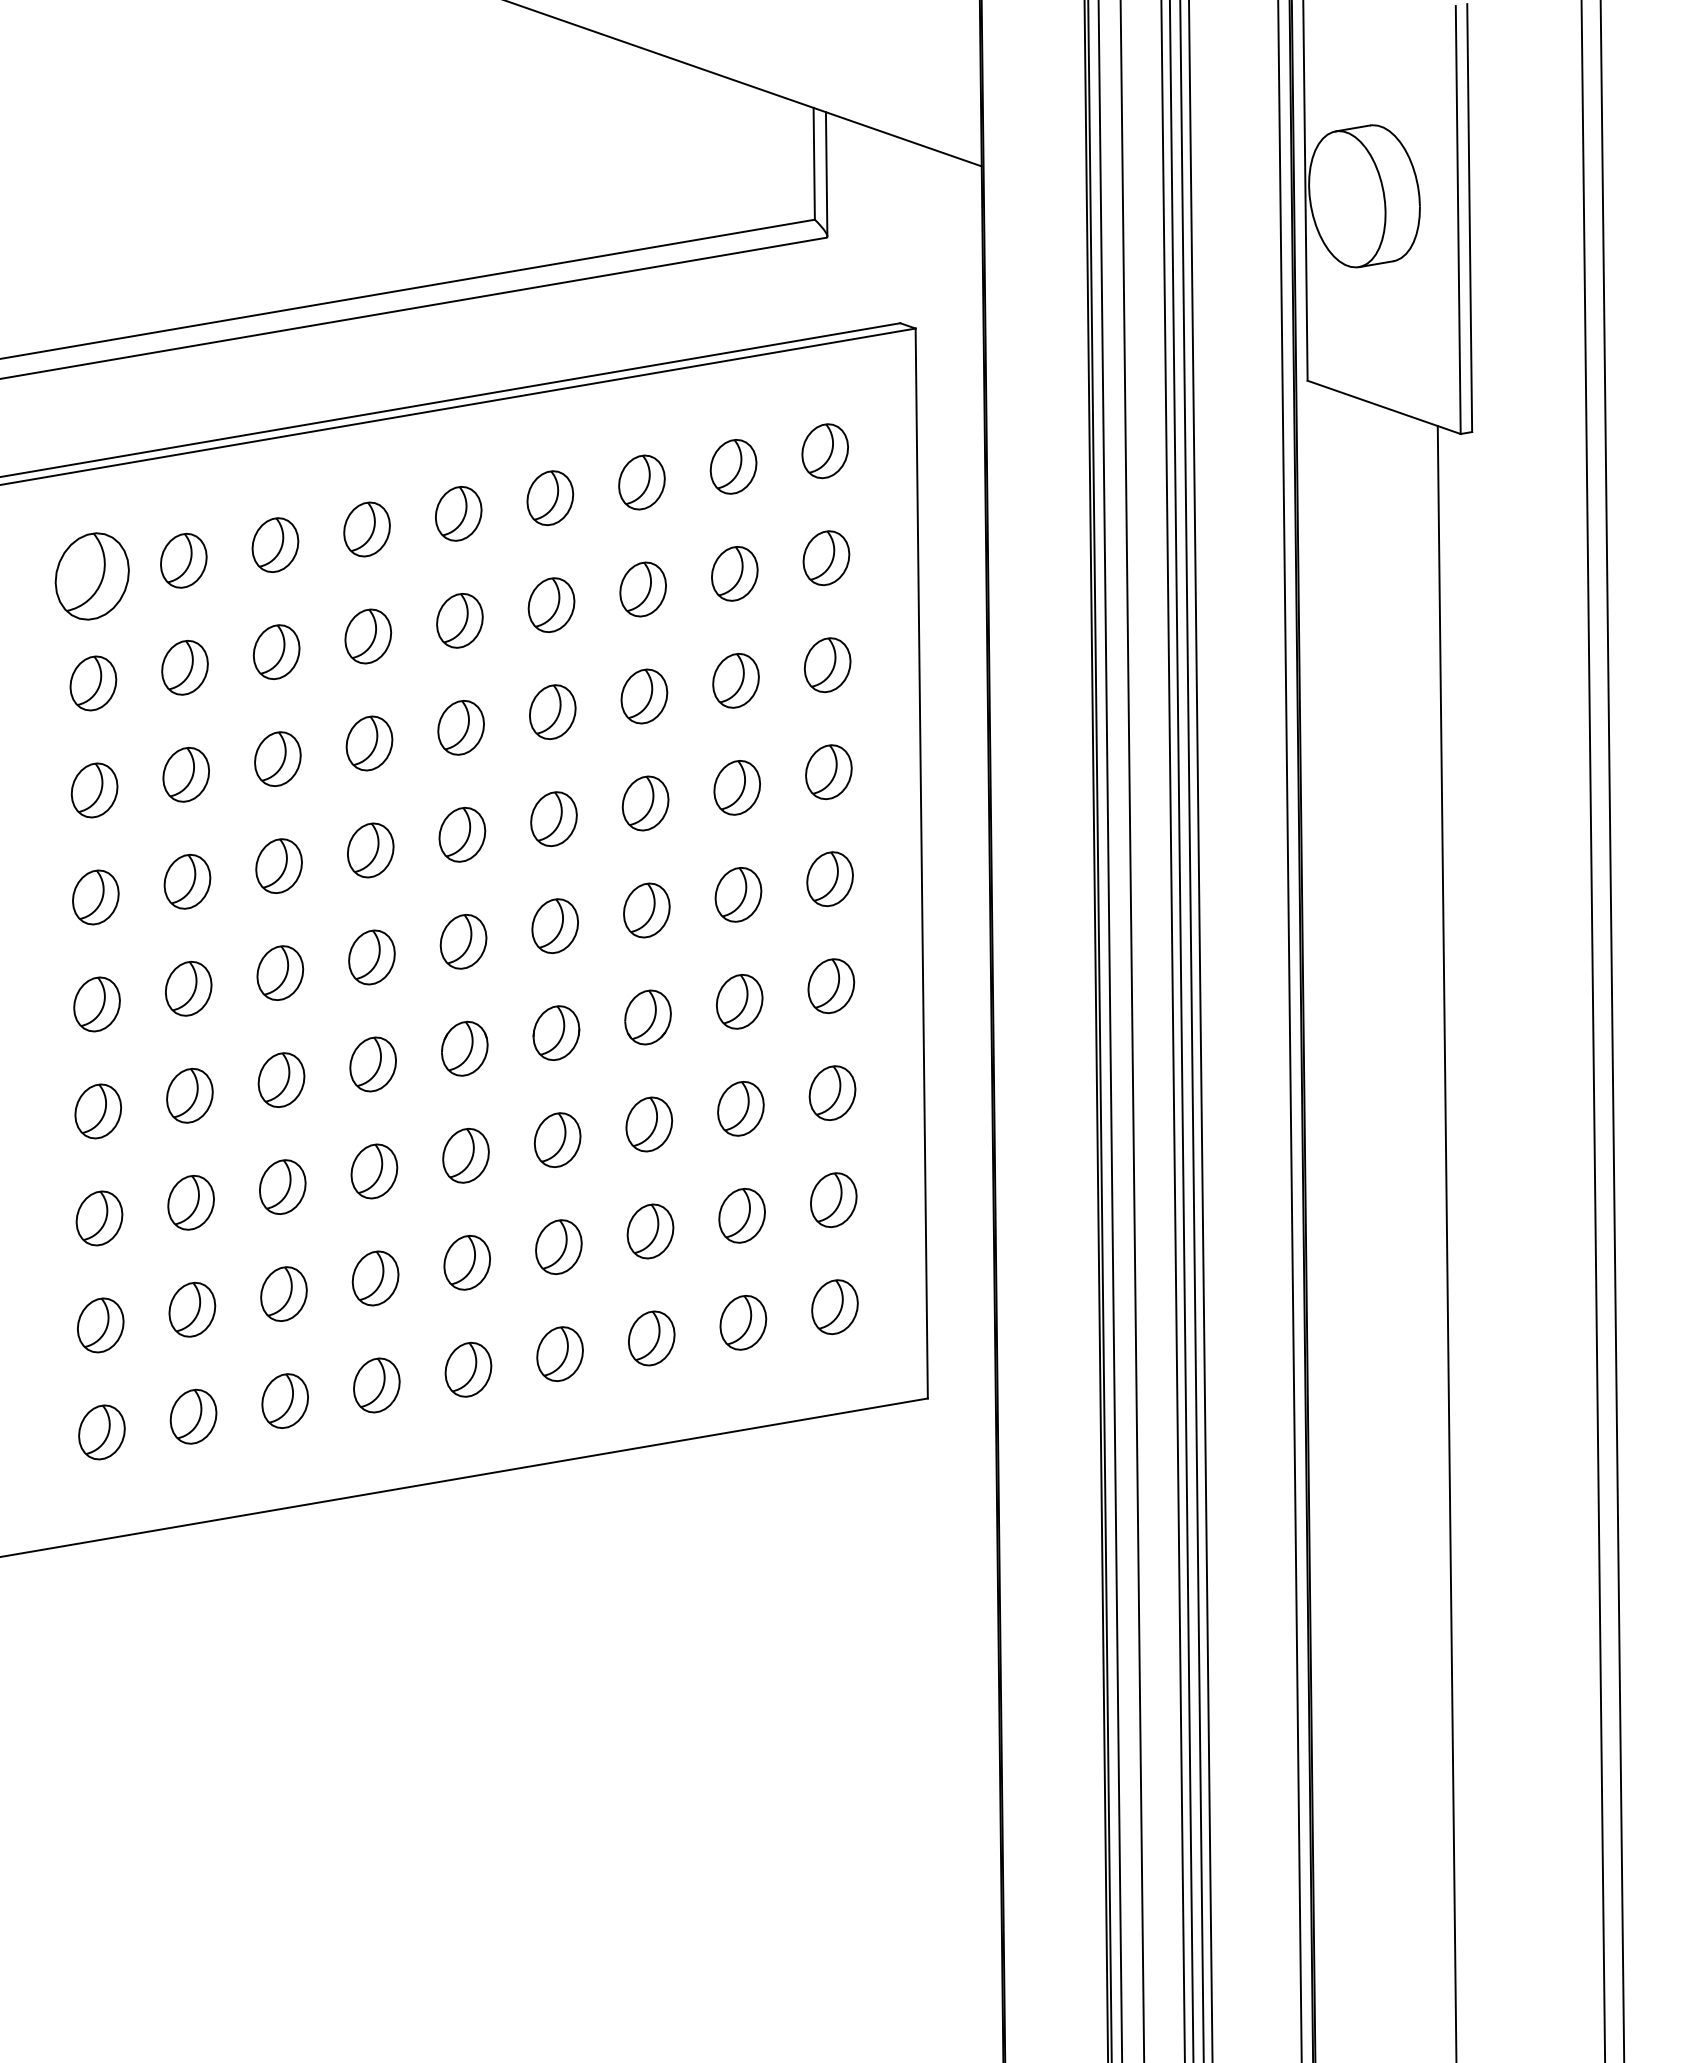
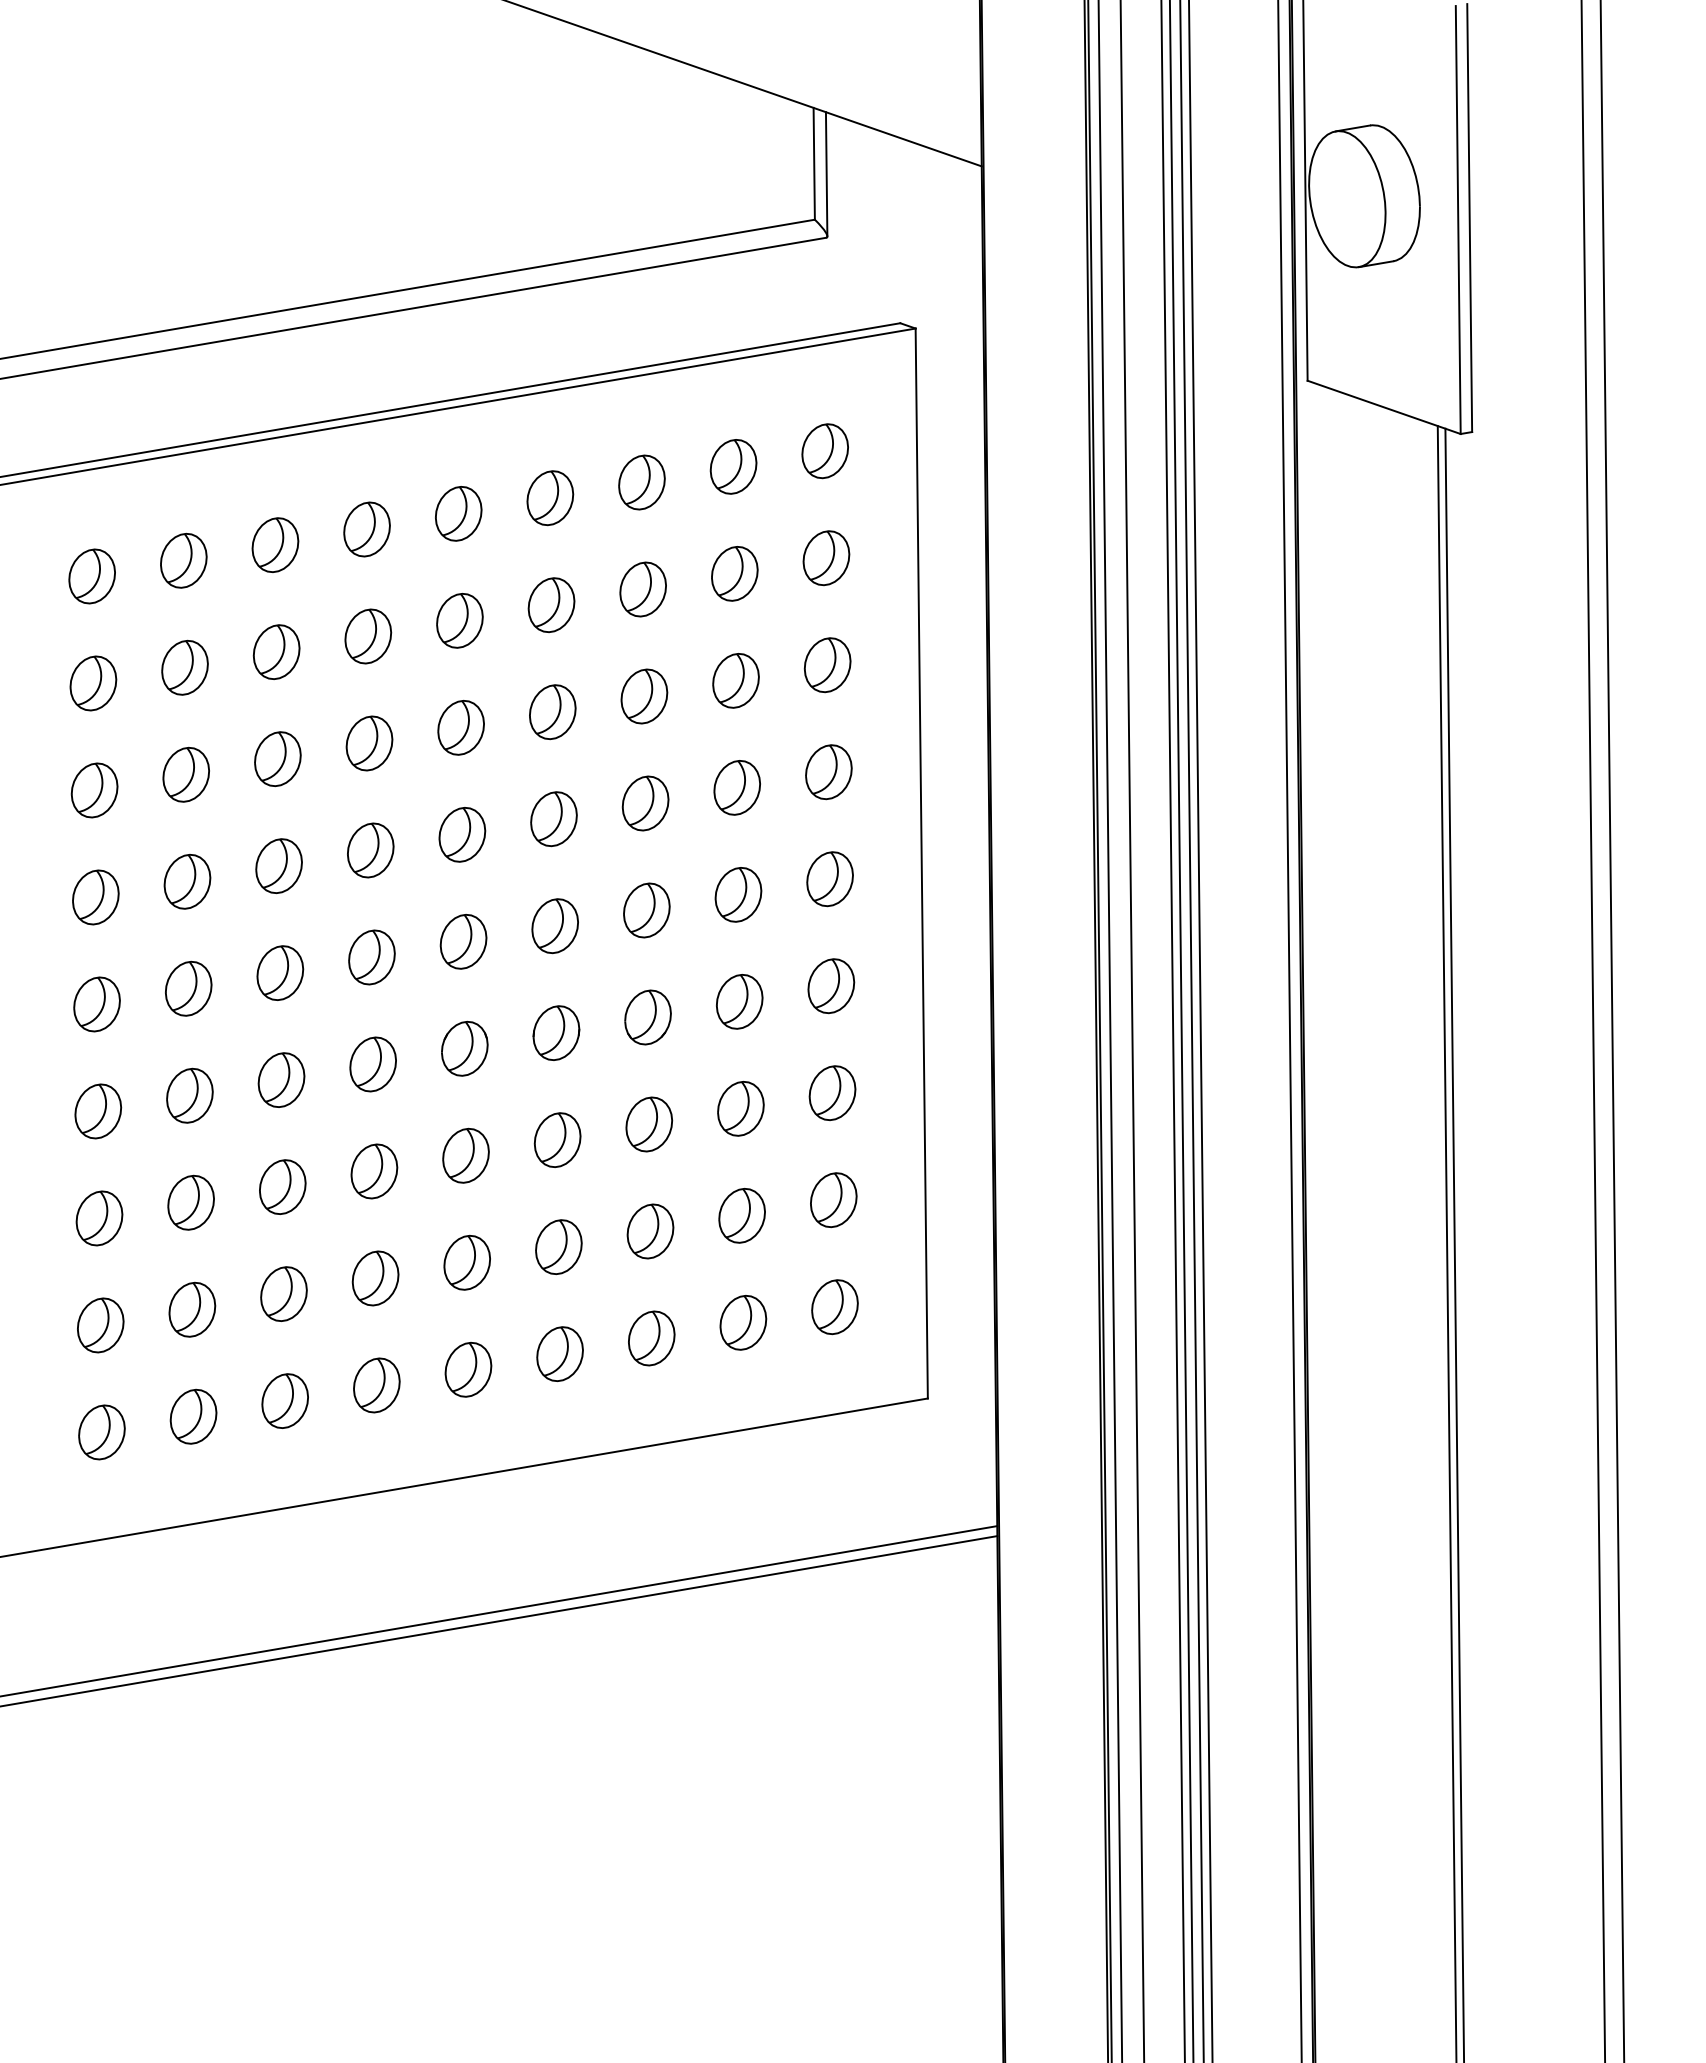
part size: 76x89 px -> 48x57 px (91, 576)
line: none -> present (1454, 1243)
line: none -> present (499, 1611)
line: none -> present (499, 1621)
